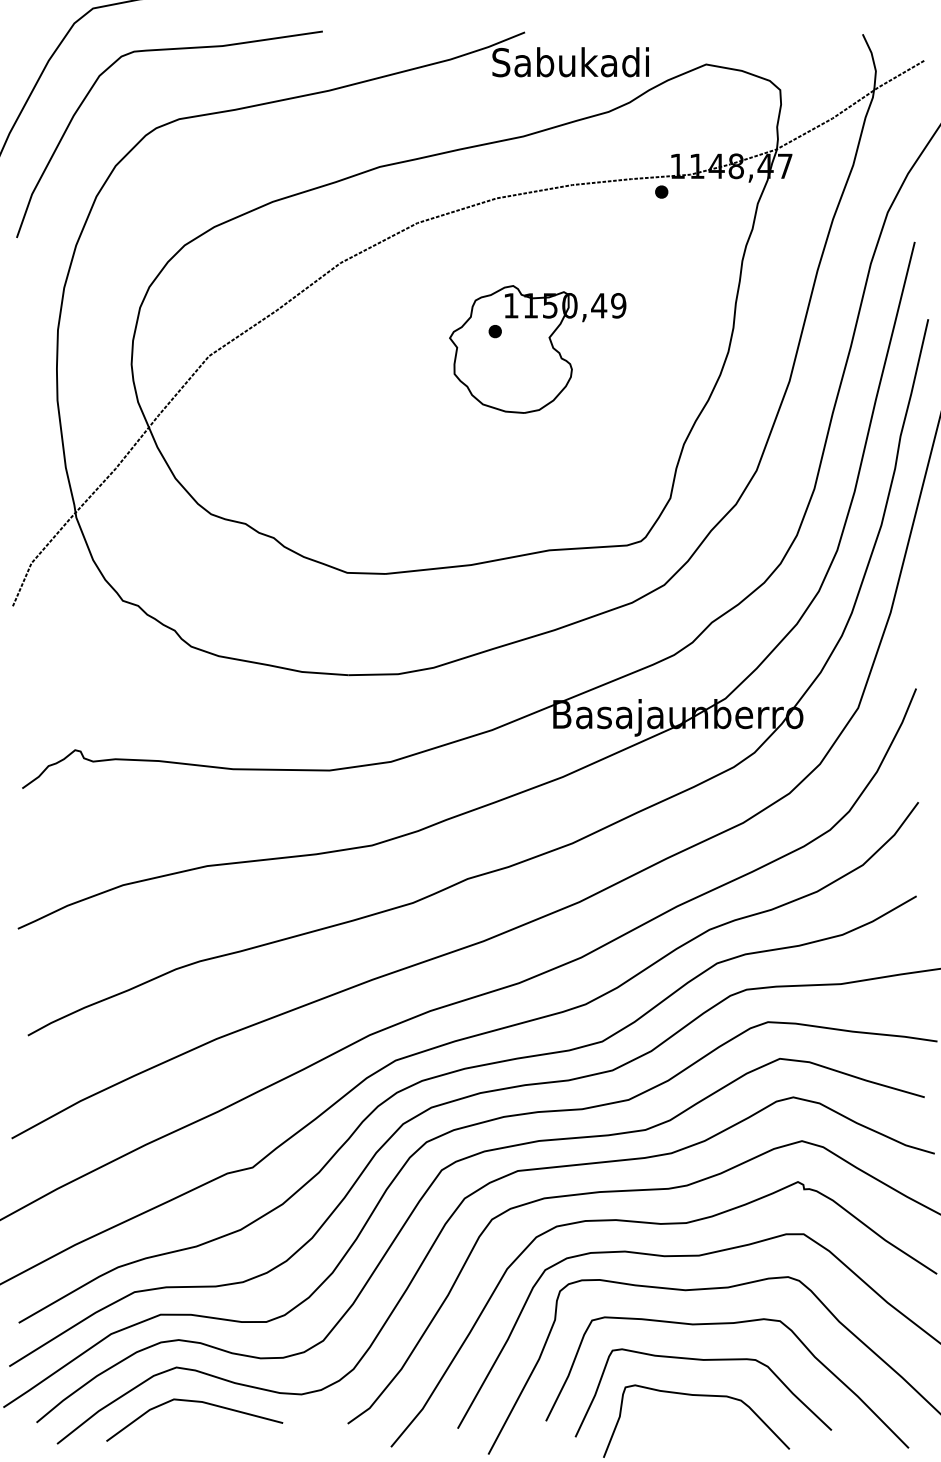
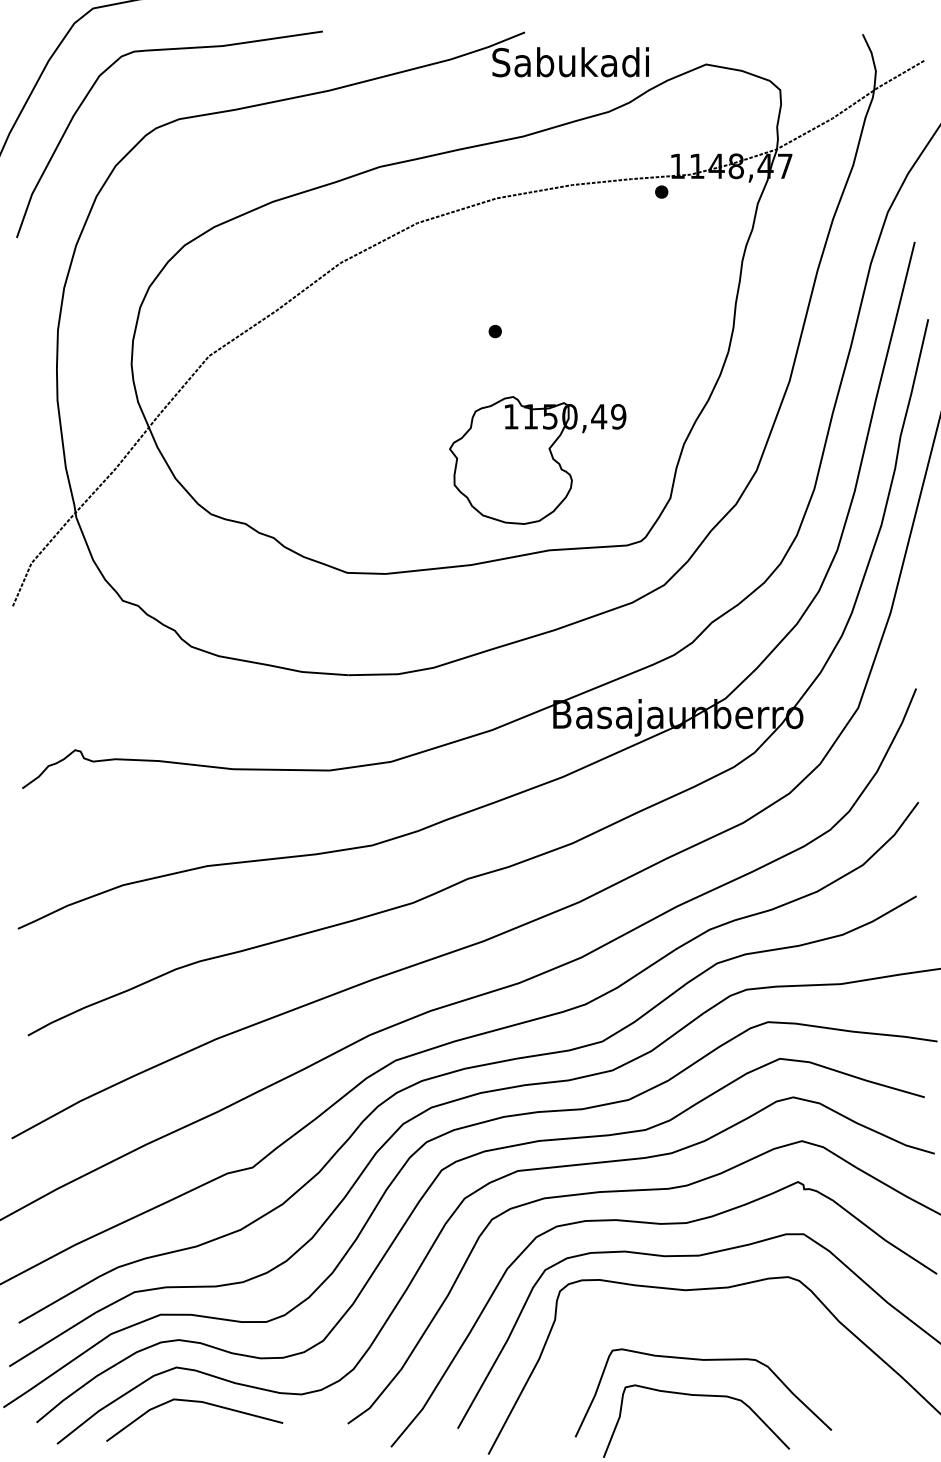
part position: (537, 349) -> (537, 460) (537, 460)
part: present -> none (727, 1324)
